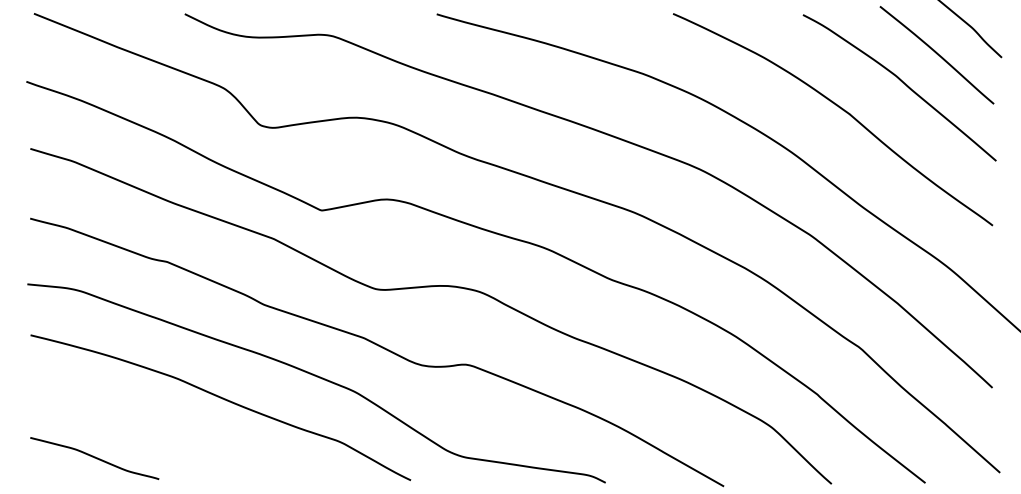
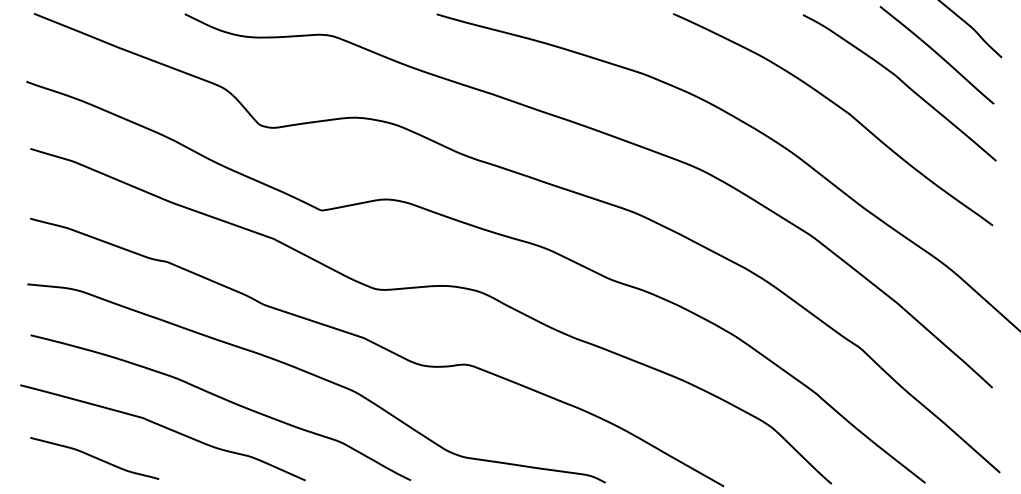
curve: none -> present (164, 428)
